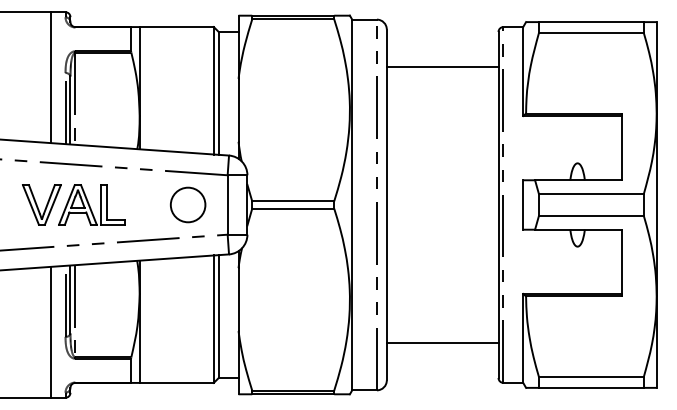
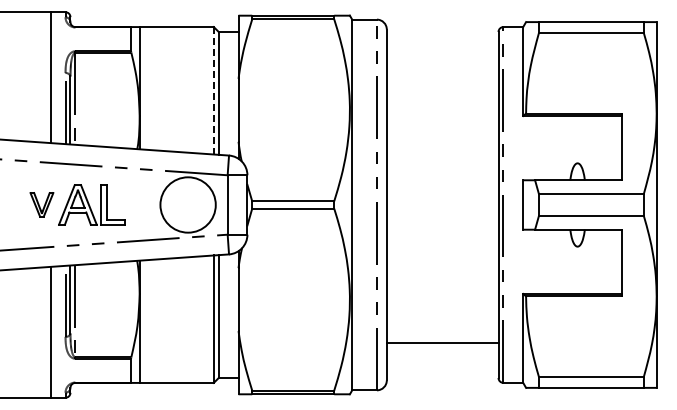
line: present -> none (442, 66)
line: solid -> dashed (213, 90)
part size: 40x42 px -> 26x26 px (41, 204)
circle diameter: 35 px -> 55 px (187, 204)
